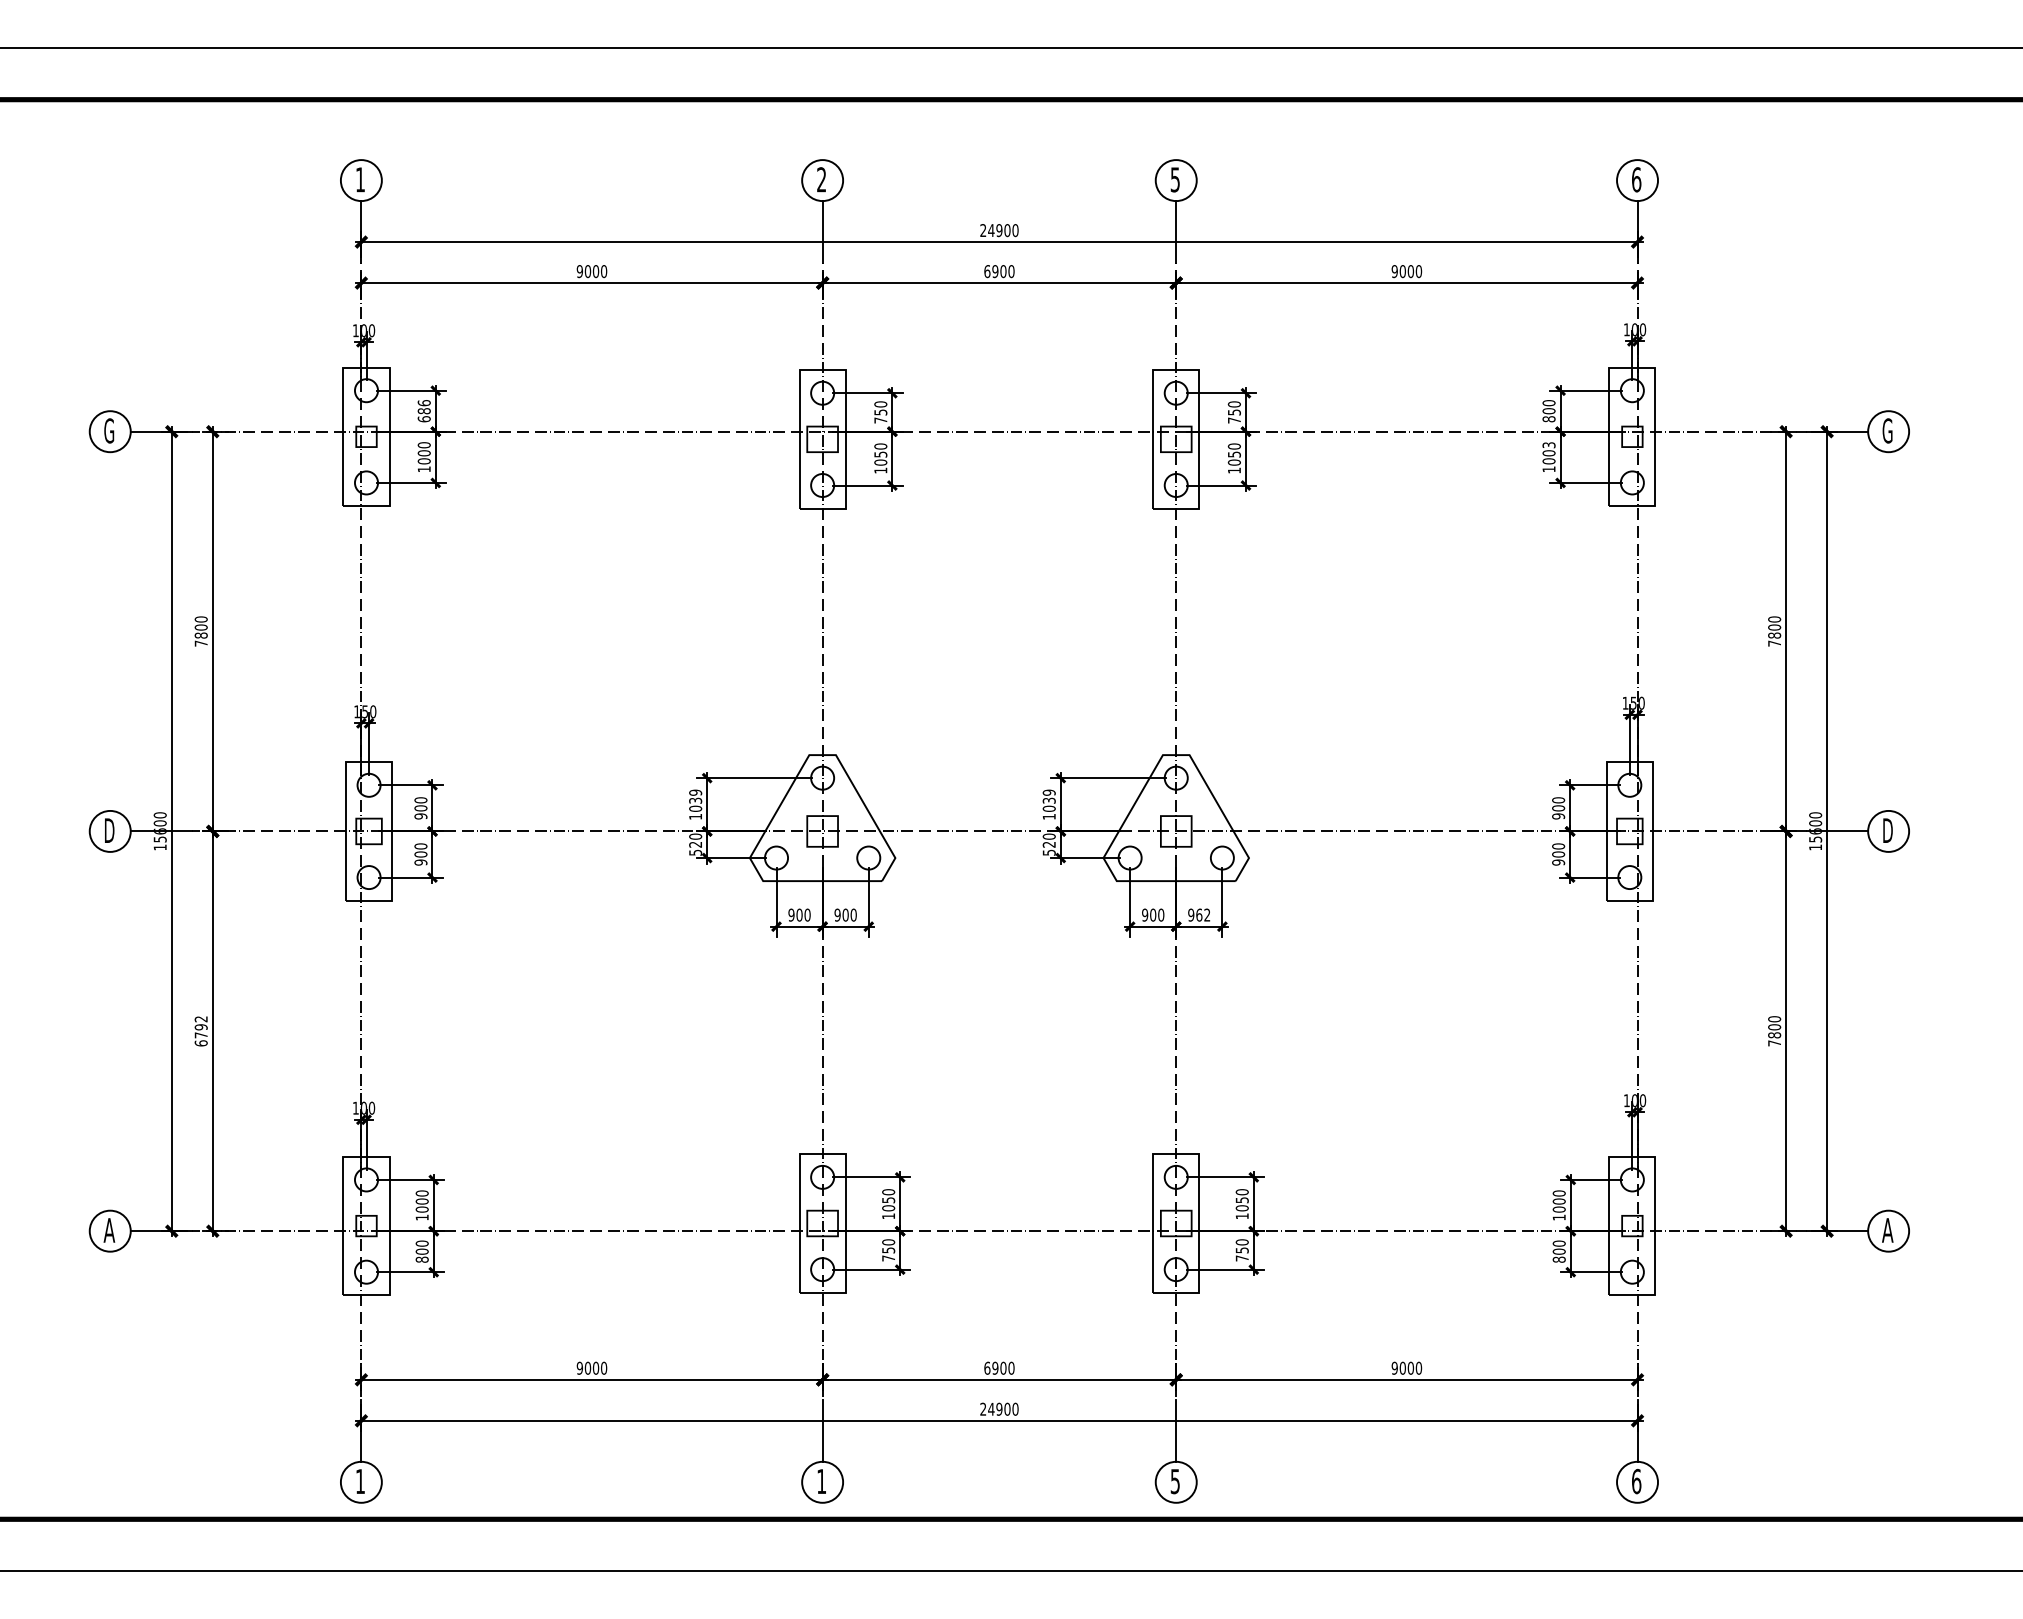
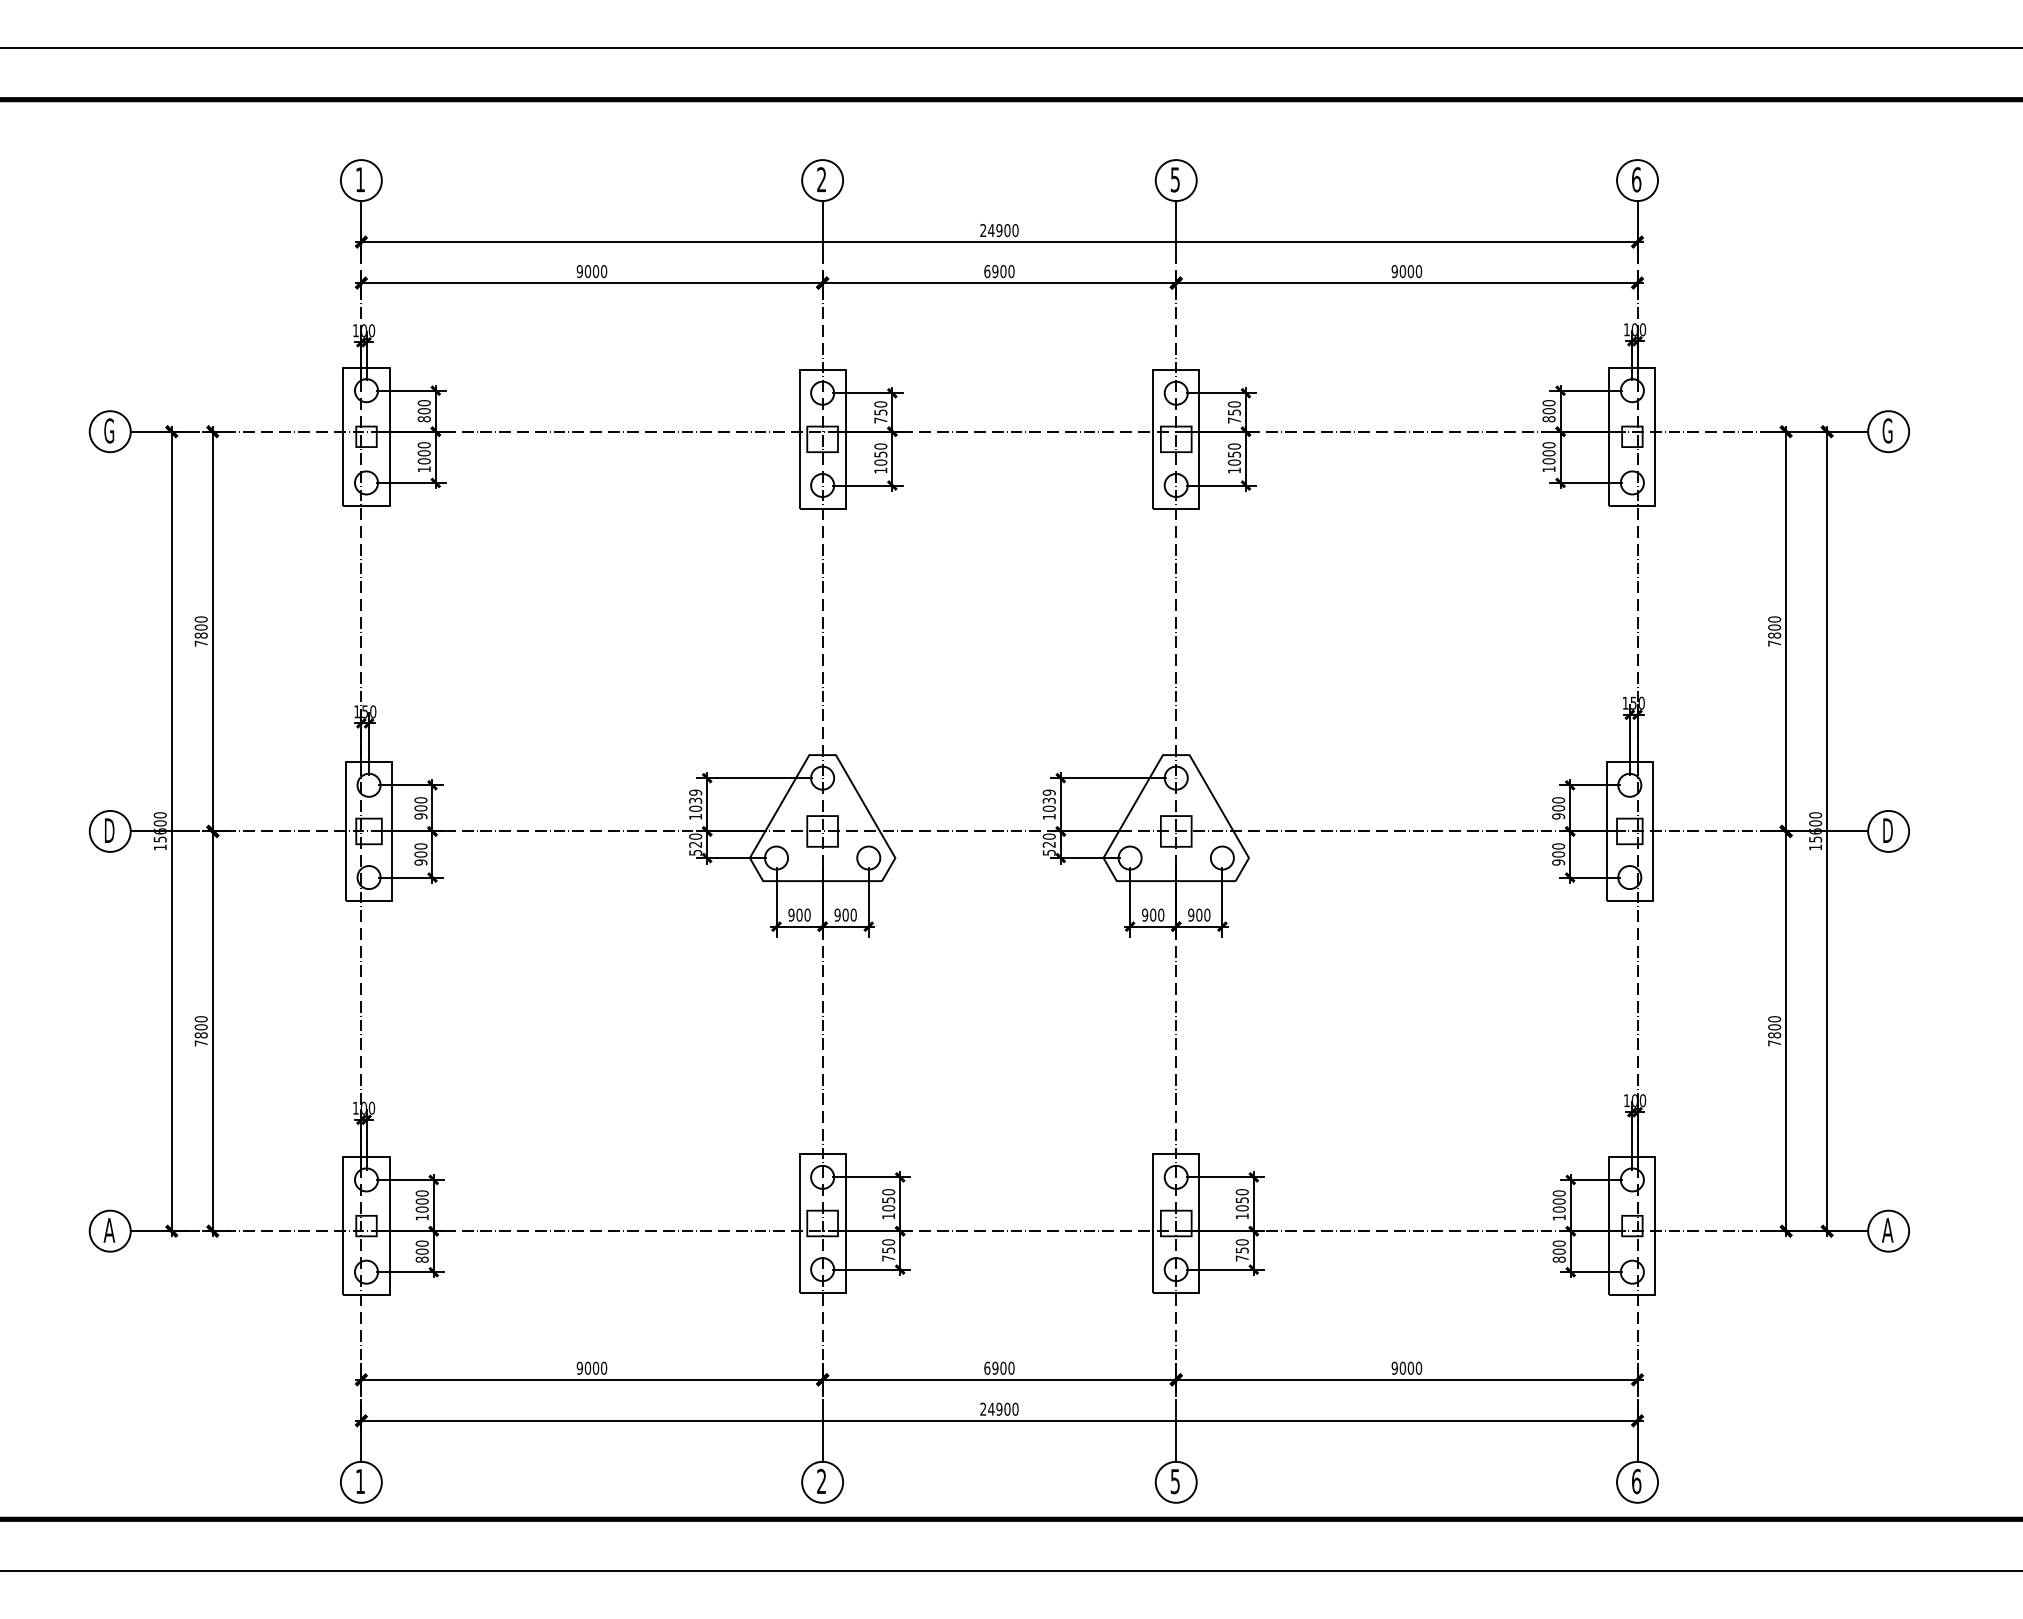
text: 686 -> 800 (423, 411)
text: 1003 -> 1000 (1548, 445)
text: 962 -> 900 (1203, 914)
text: 6792 -> 7800 (200, 1031)
text: 1 -> 2 (821, 1480)
